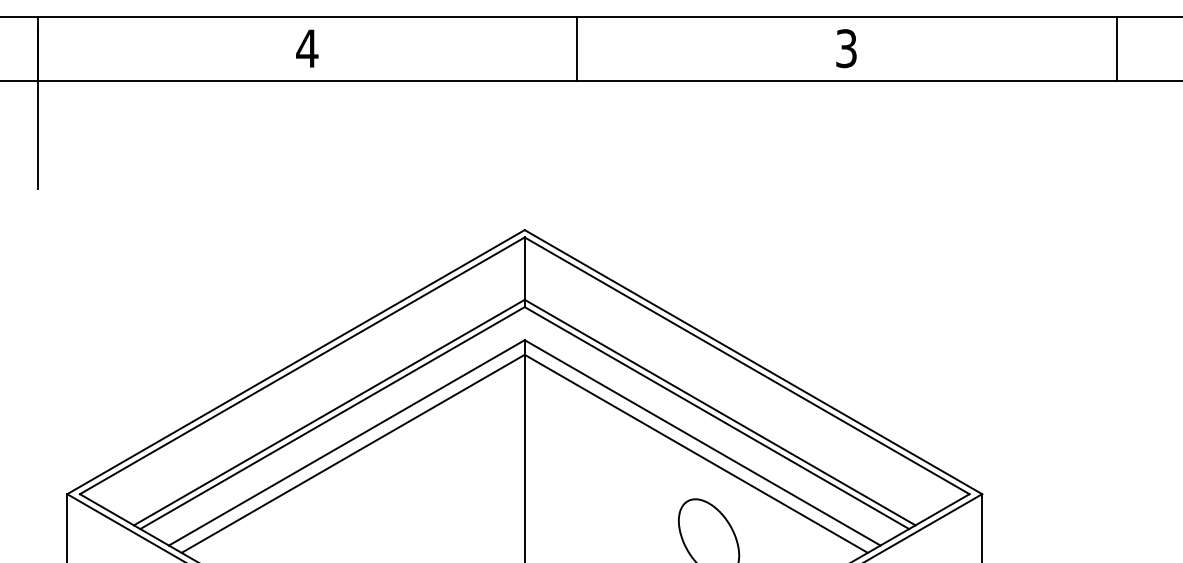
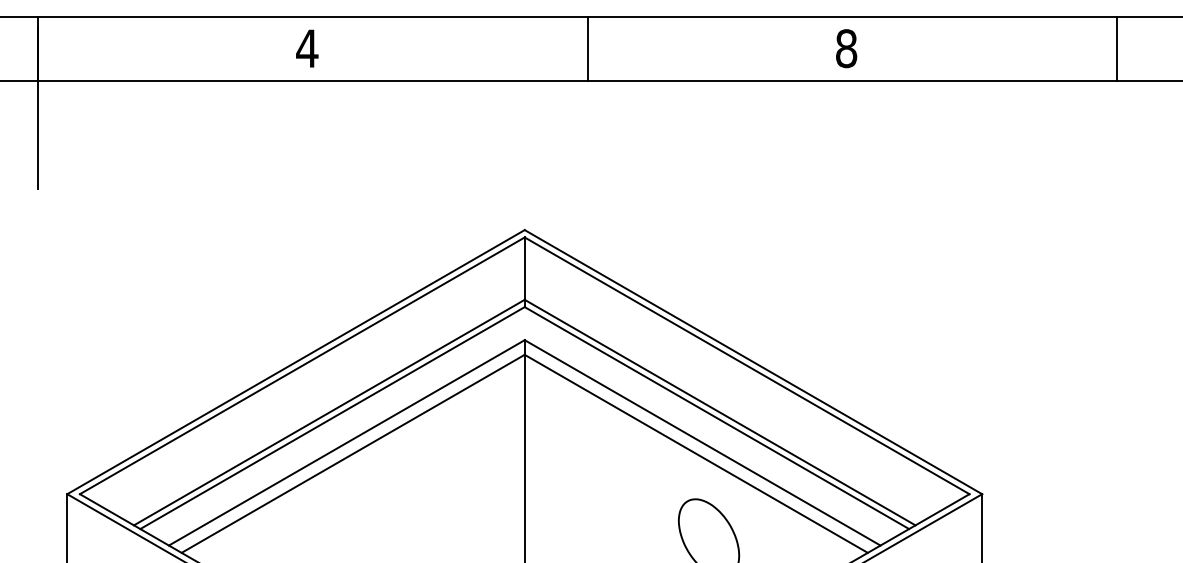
line position: (577, 48) -> (588, 48) (588, 48)
text: 3 -> 8 (846, 48)
